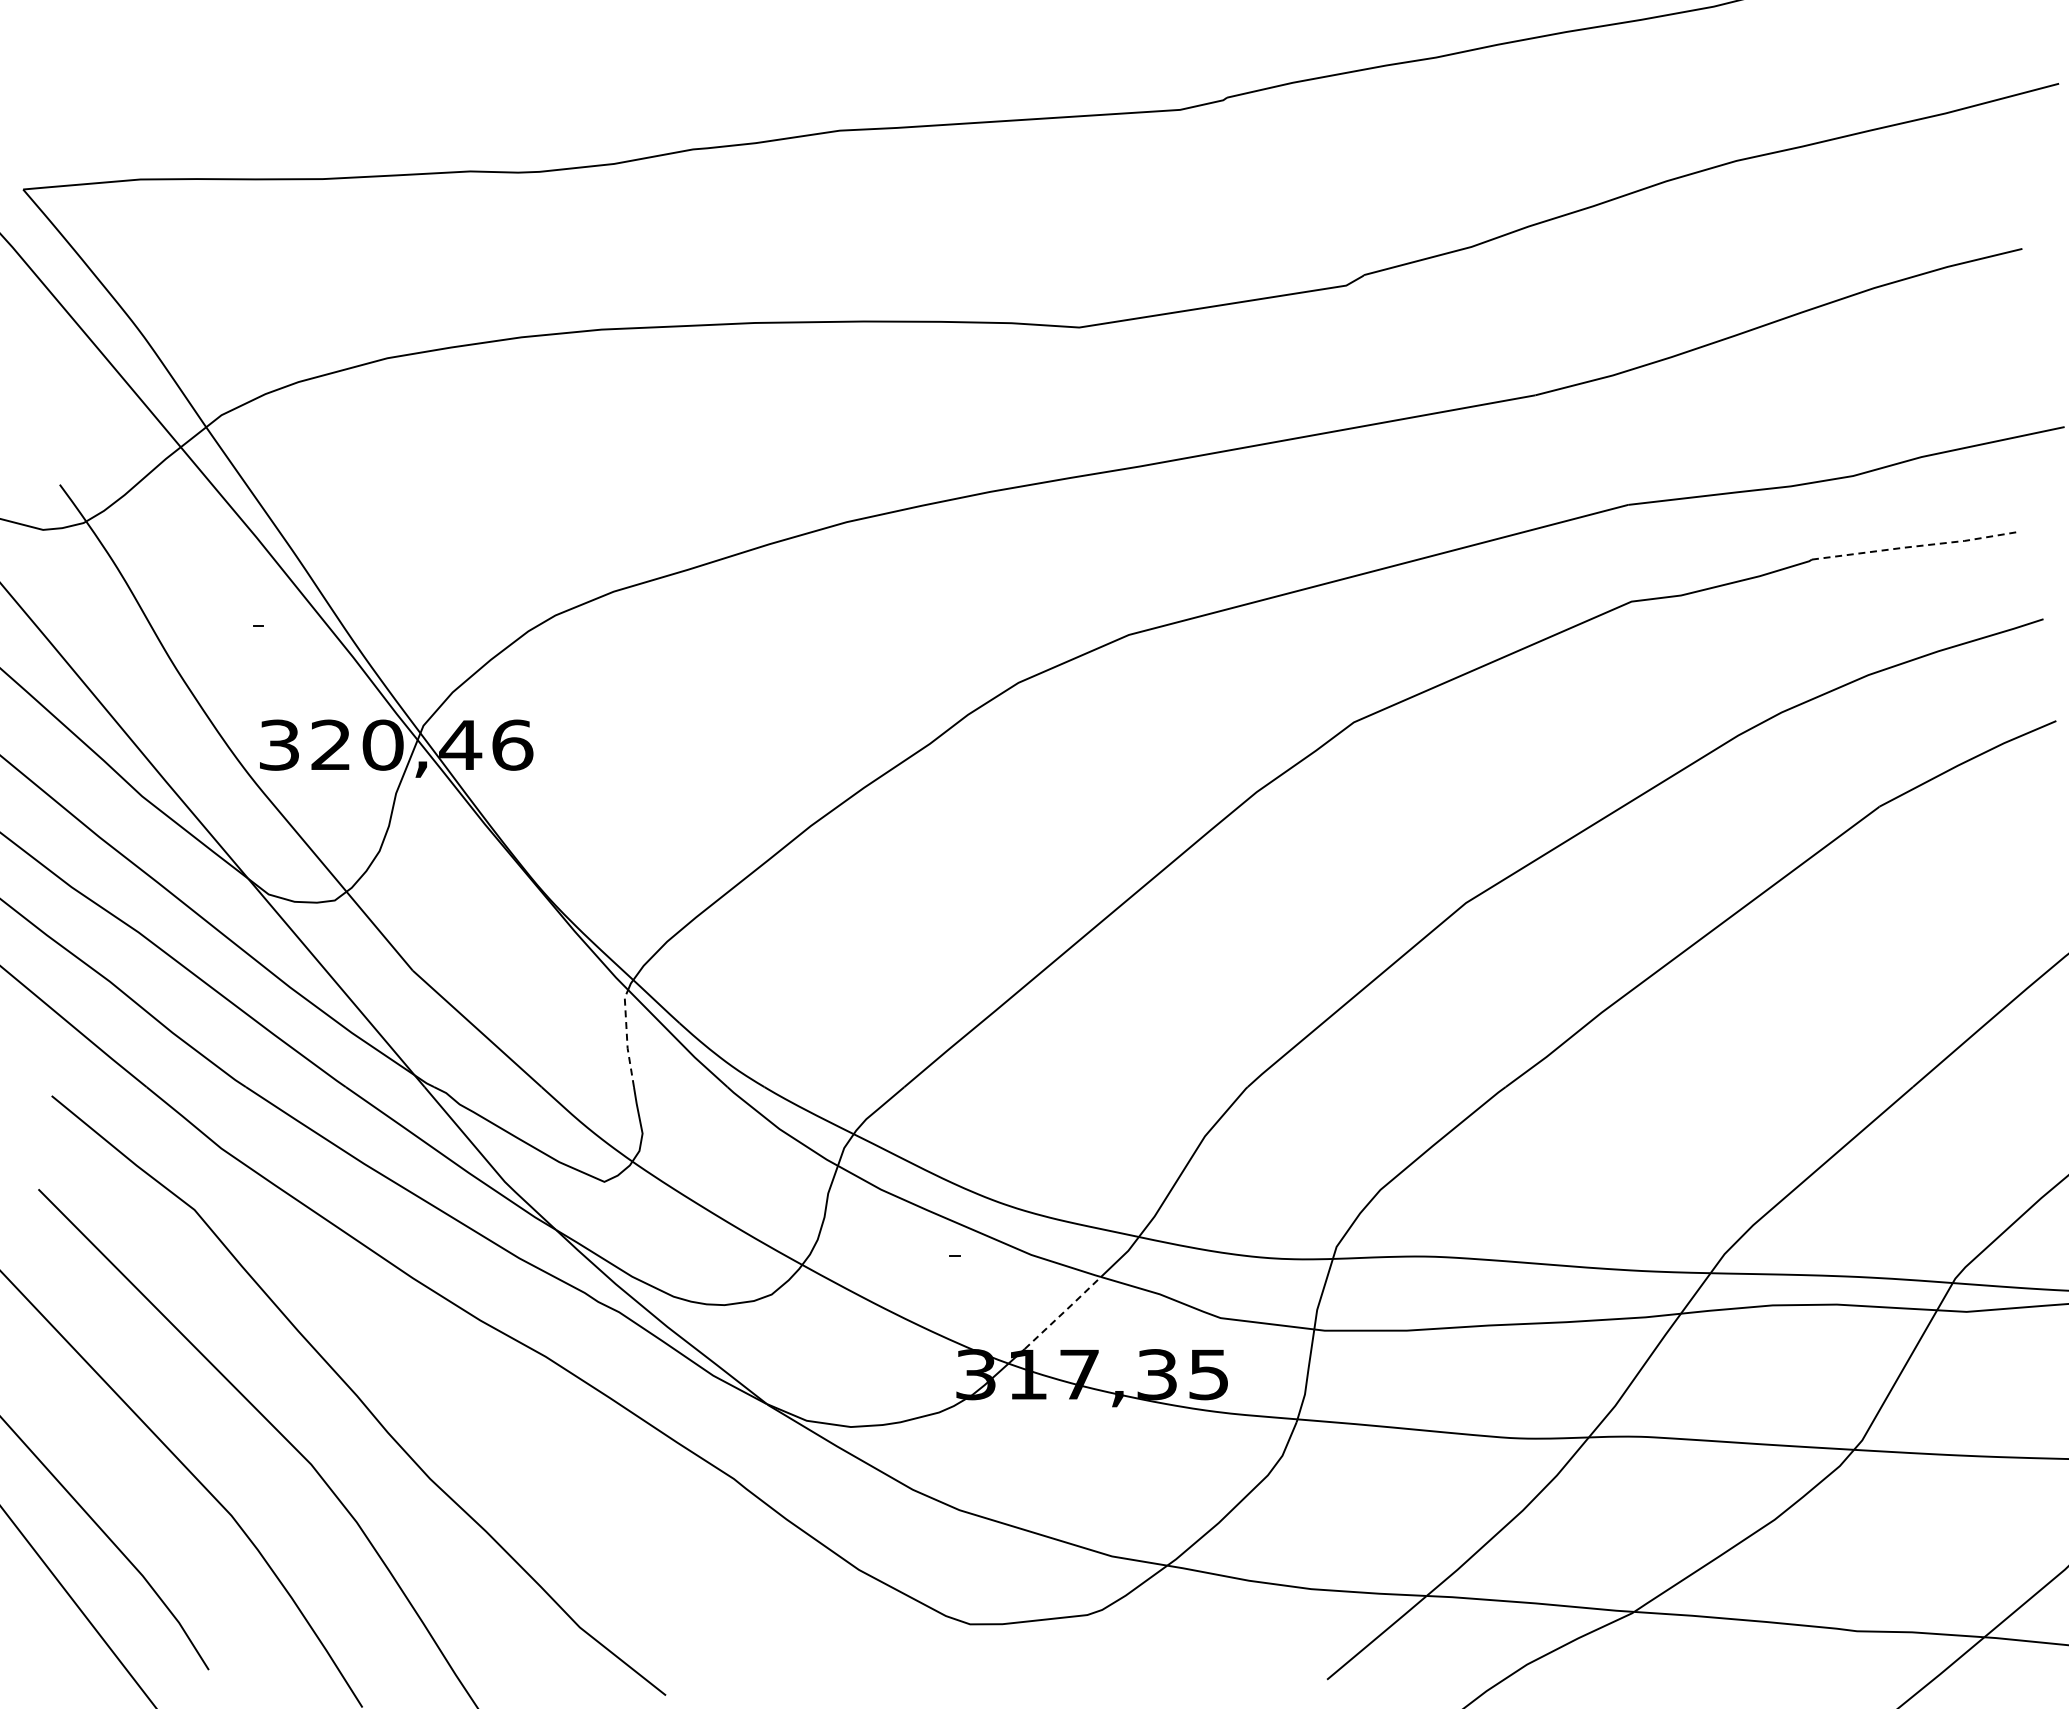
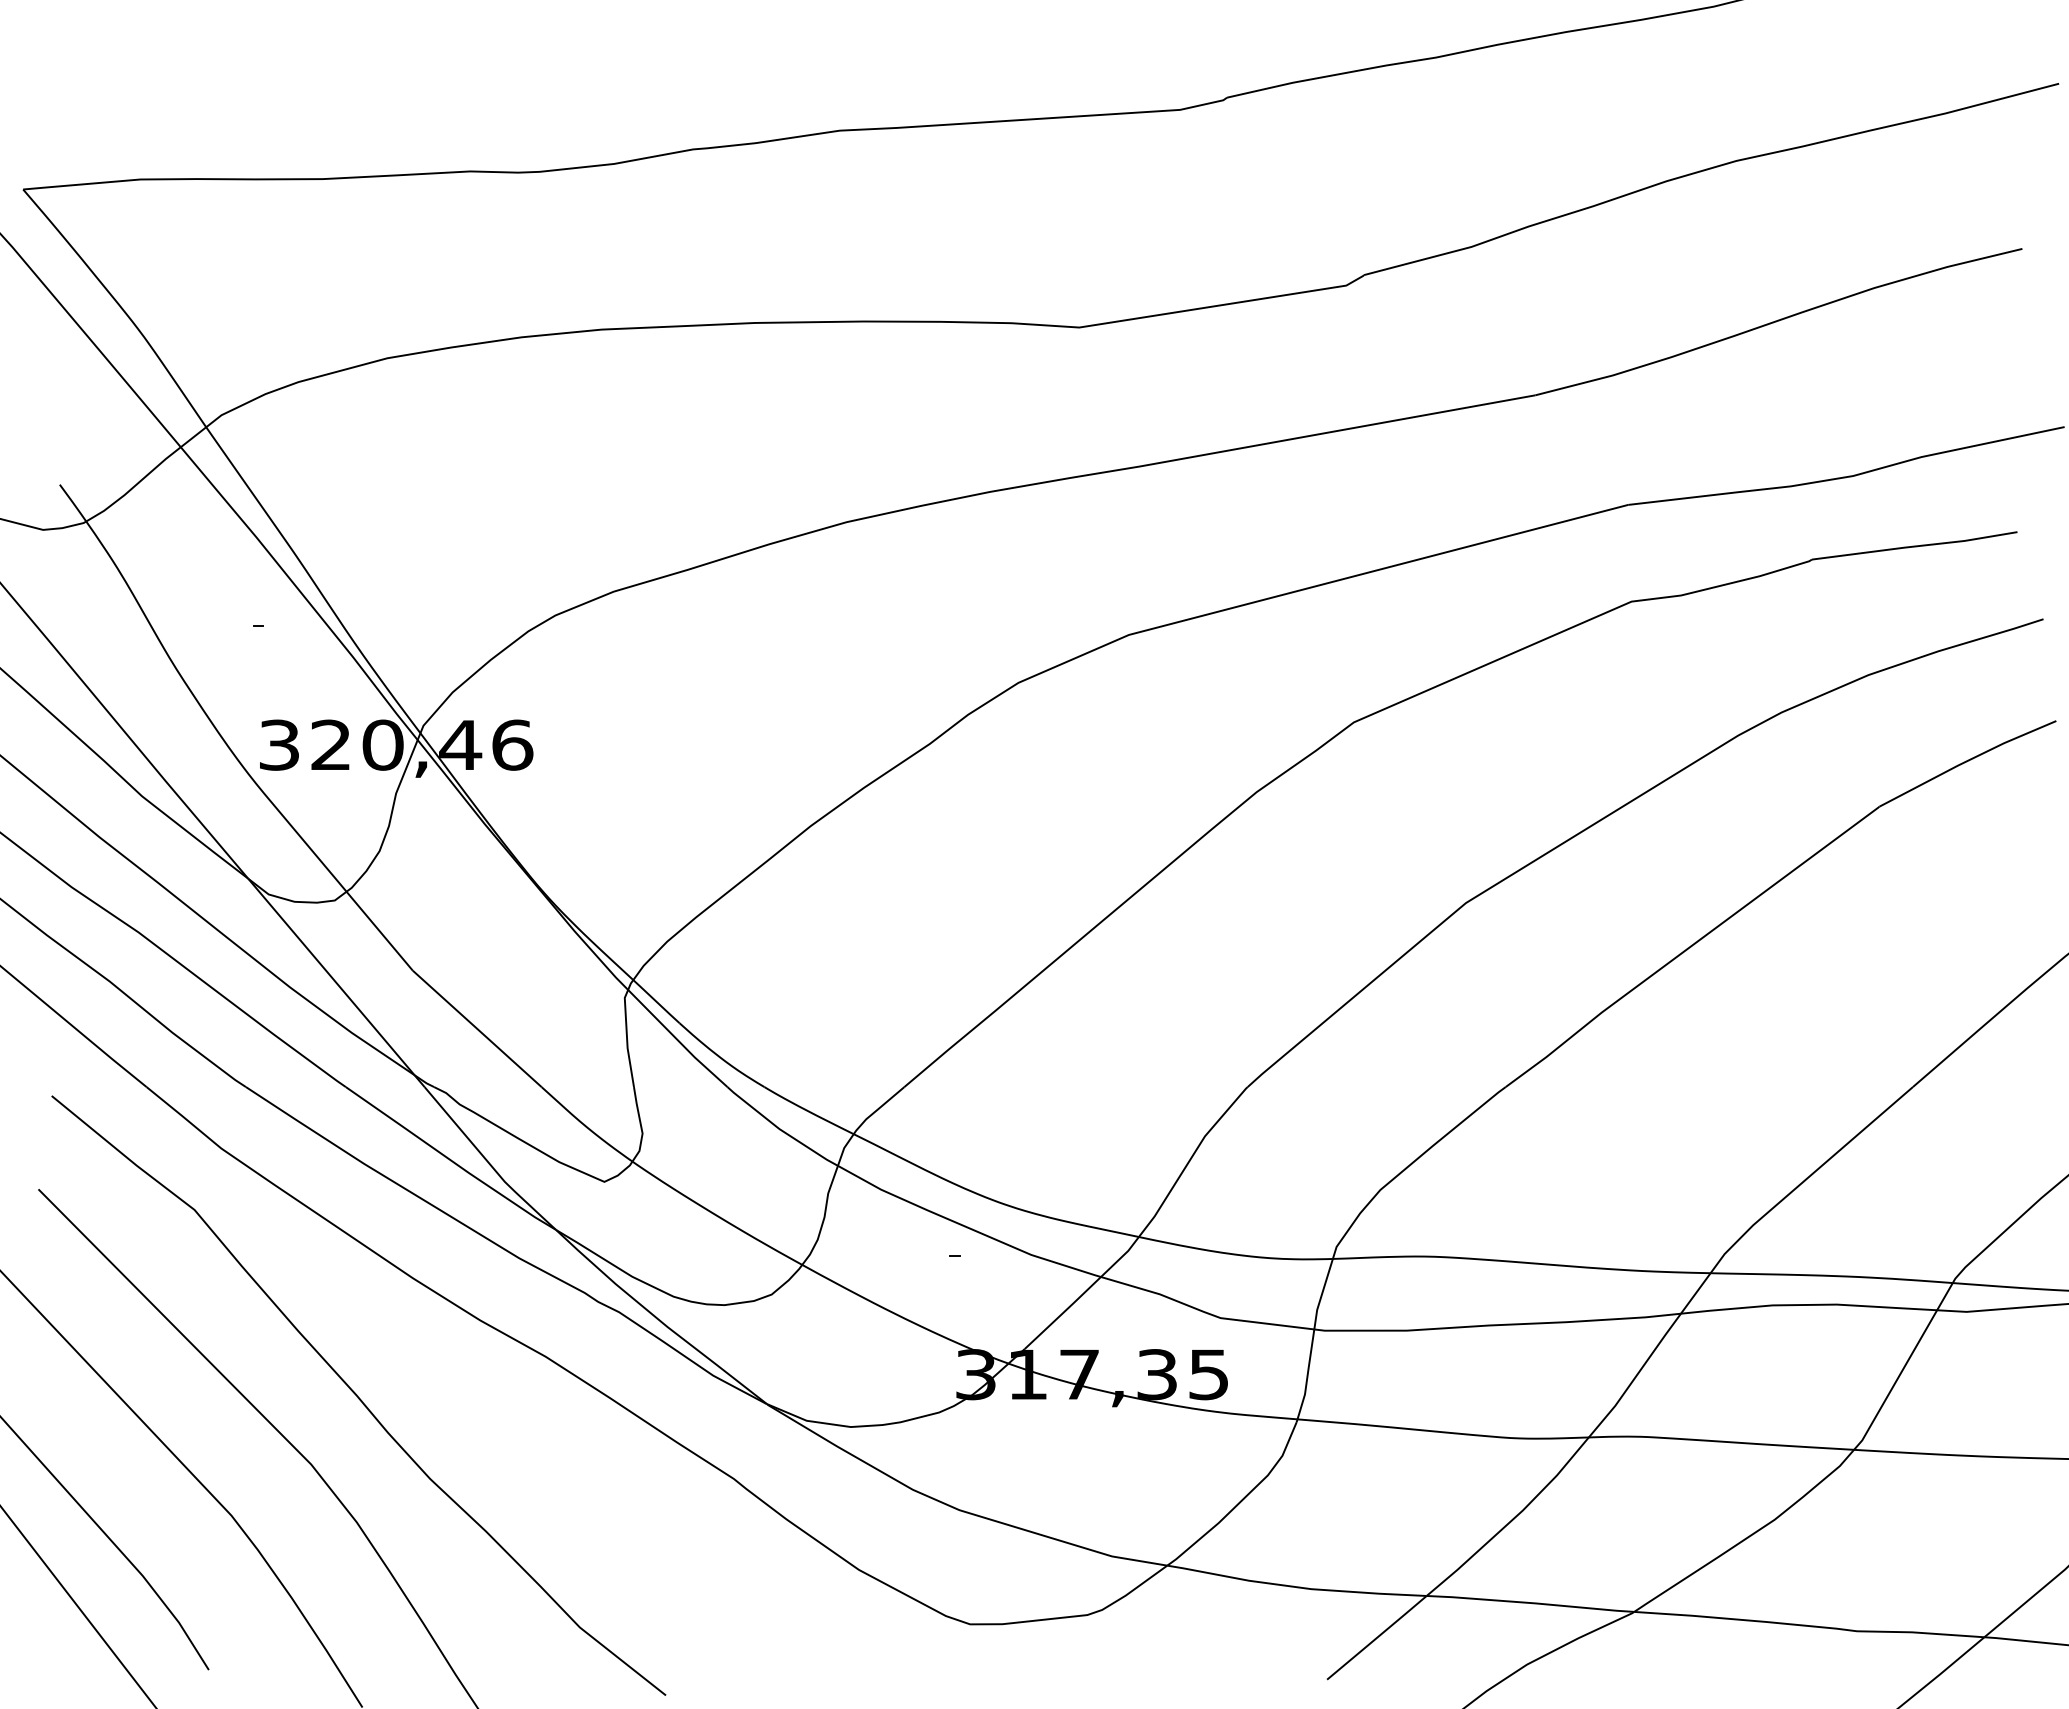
line: dashed -> solid (1915, 546)
line: dashed -> solid (627, 1038)
line: dashed -> solid (1063, 1312)
